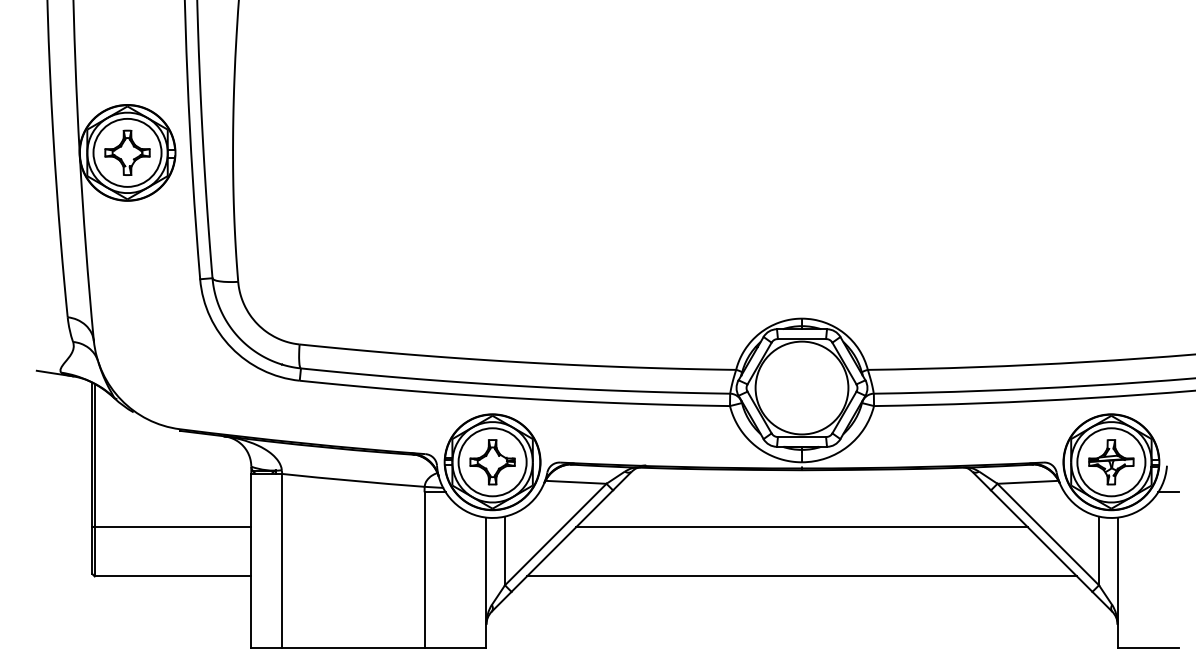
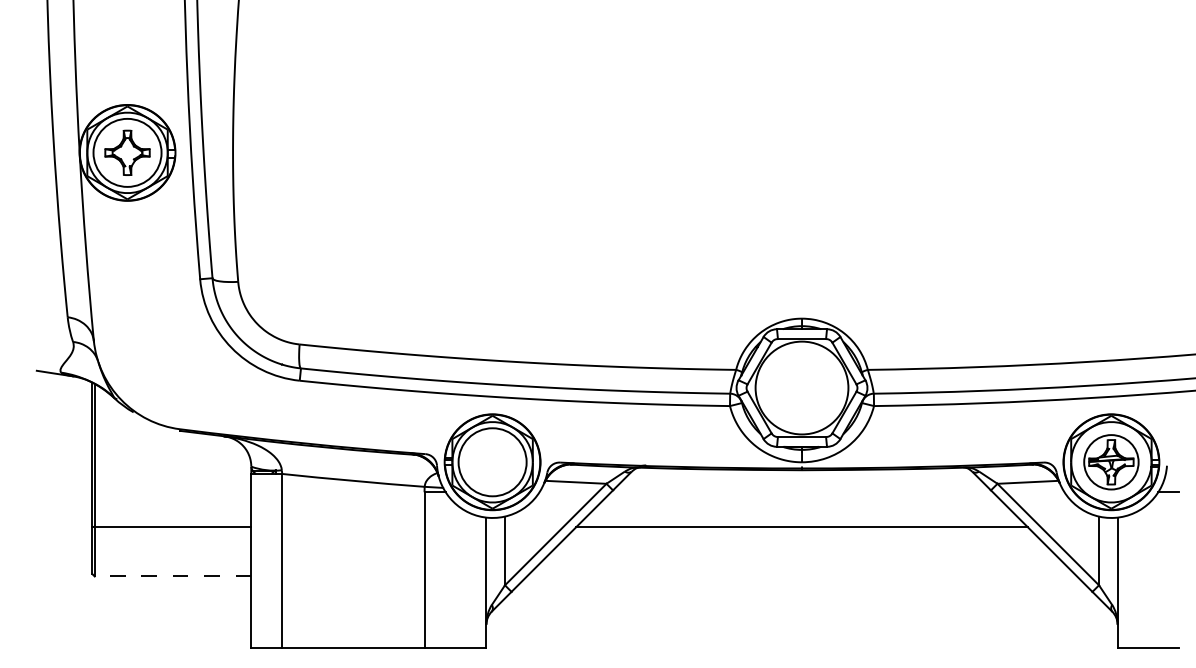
part: present -> none (492, 462)
circle diameter: 68 px -> 54 px (1111, 462)
line: solid -> dashed (172, 576)
line: present -> none (801, 576)
